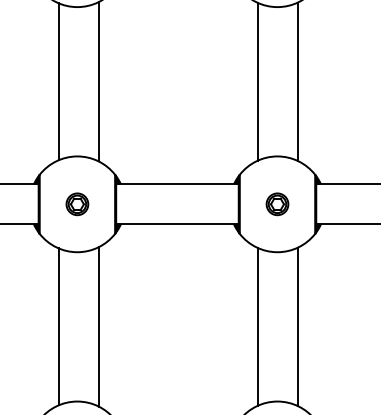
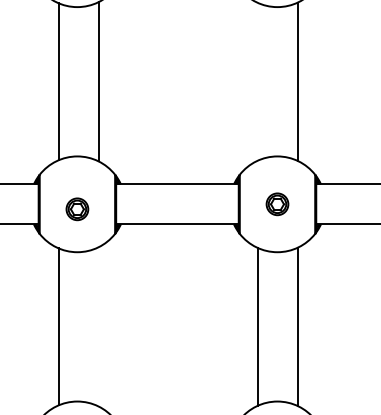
line: present -> none (257, 81)
part position: (77, 204) -> (77, 209) (77, 209)
line: present -> none (98, 326)
